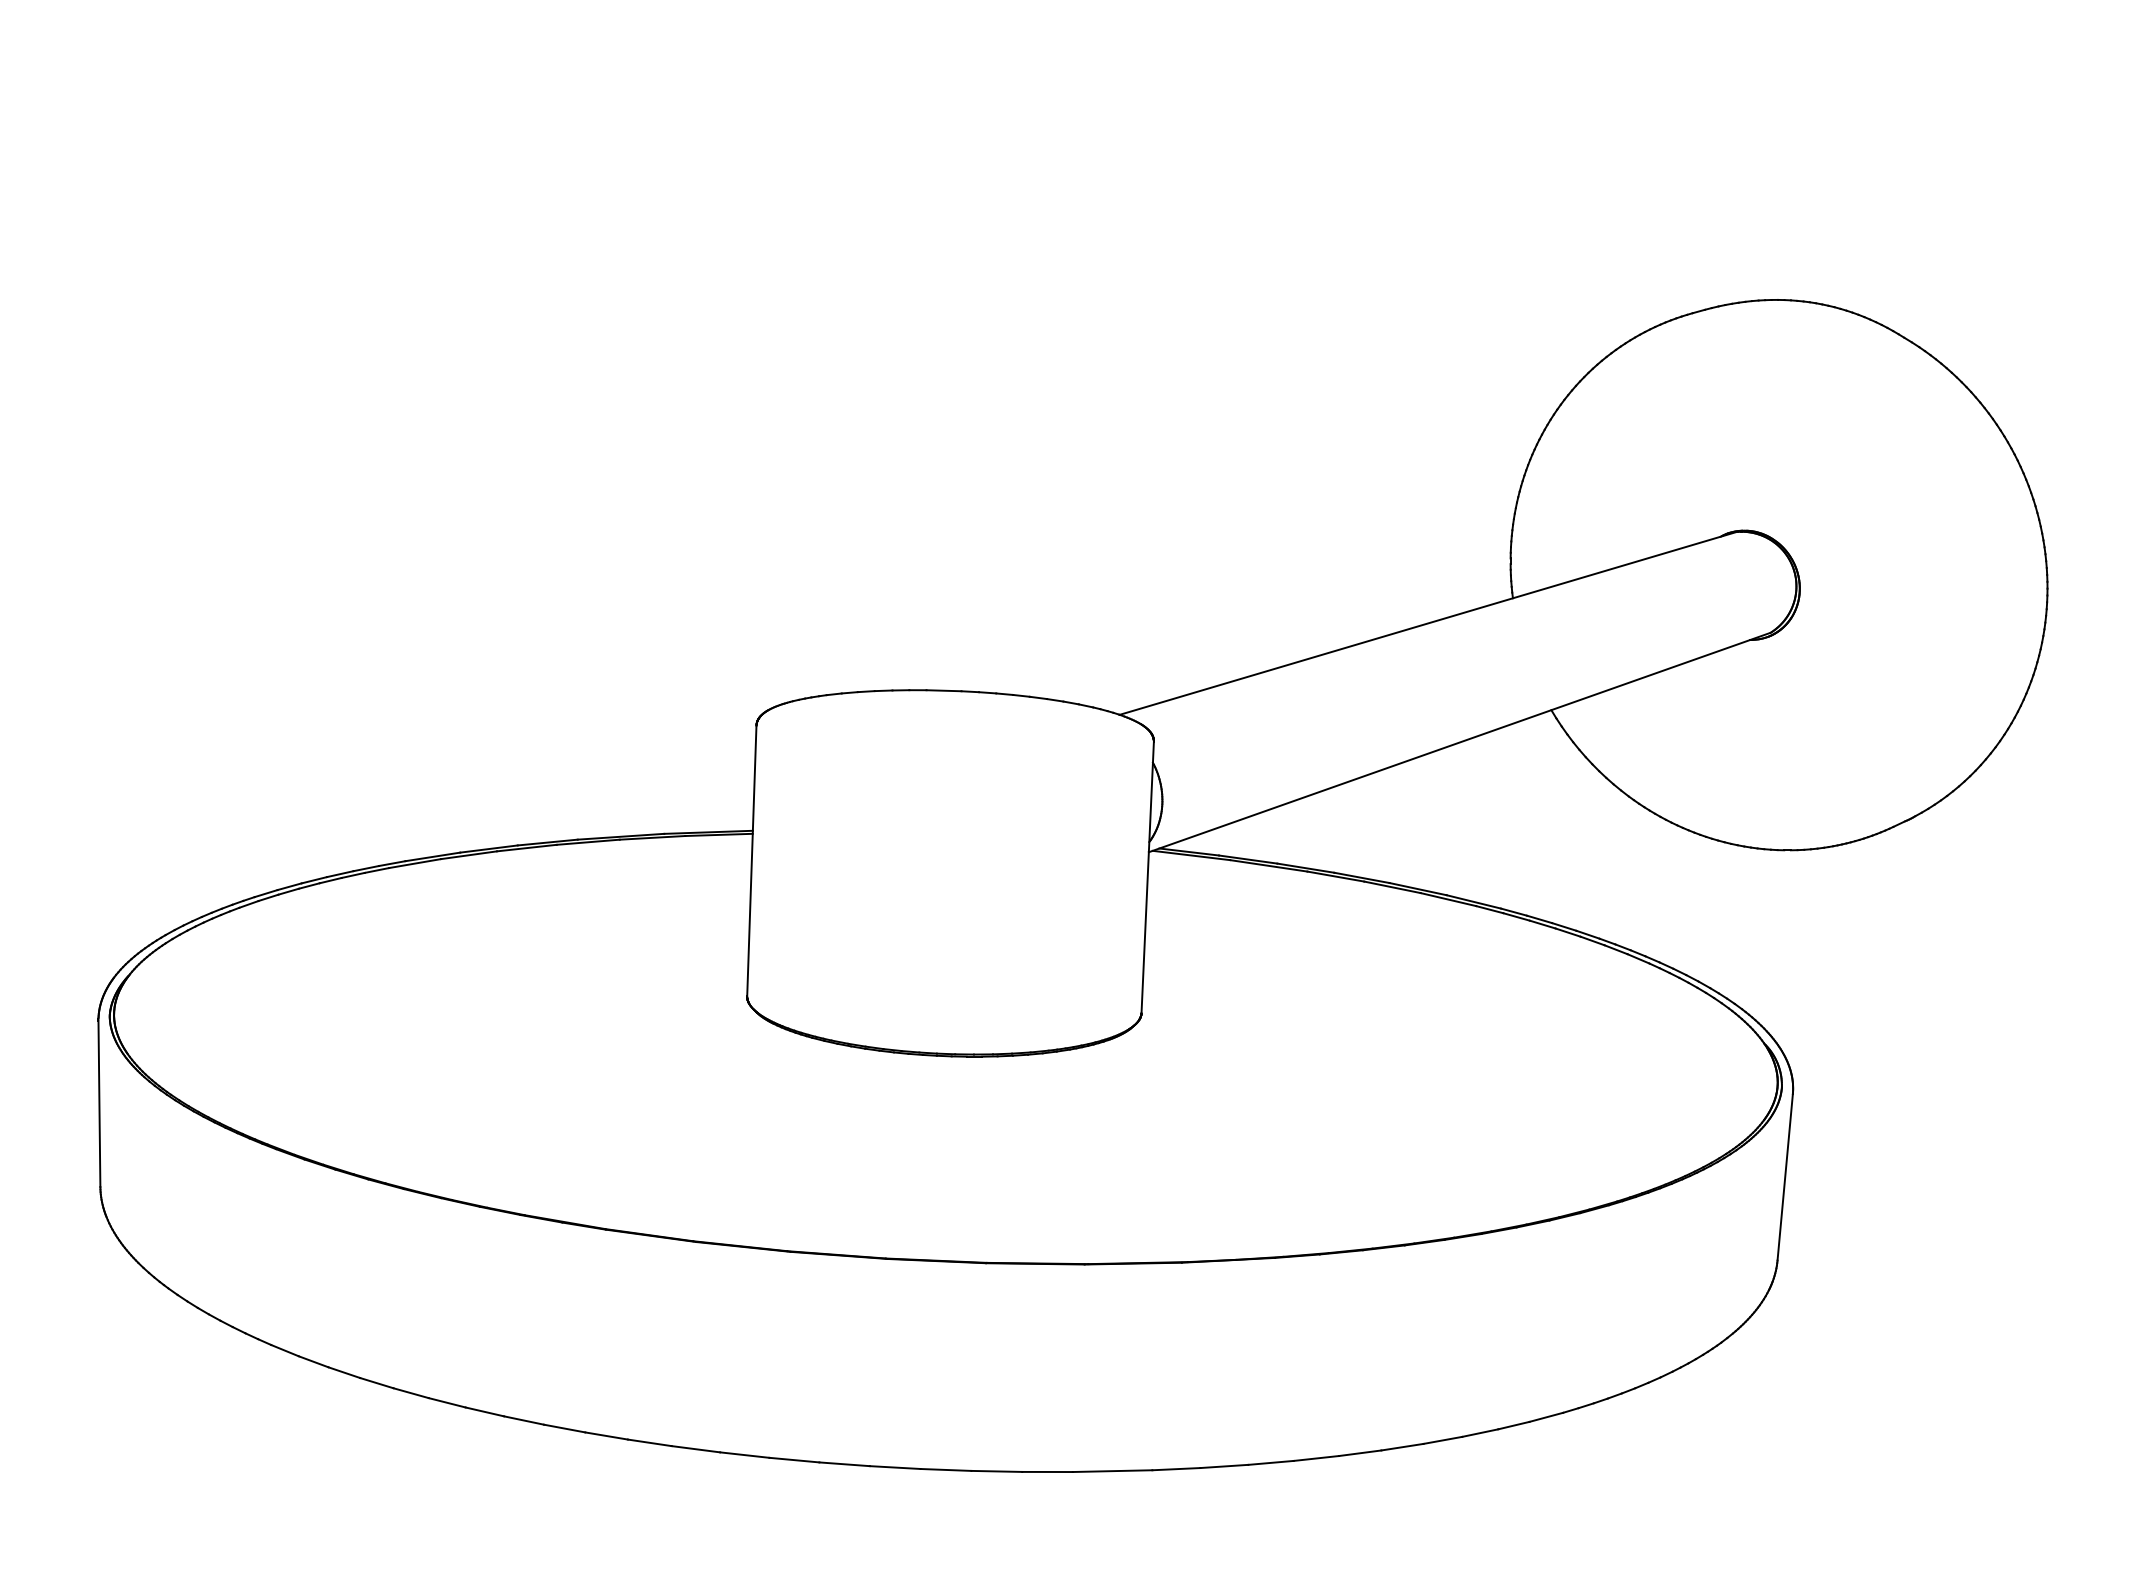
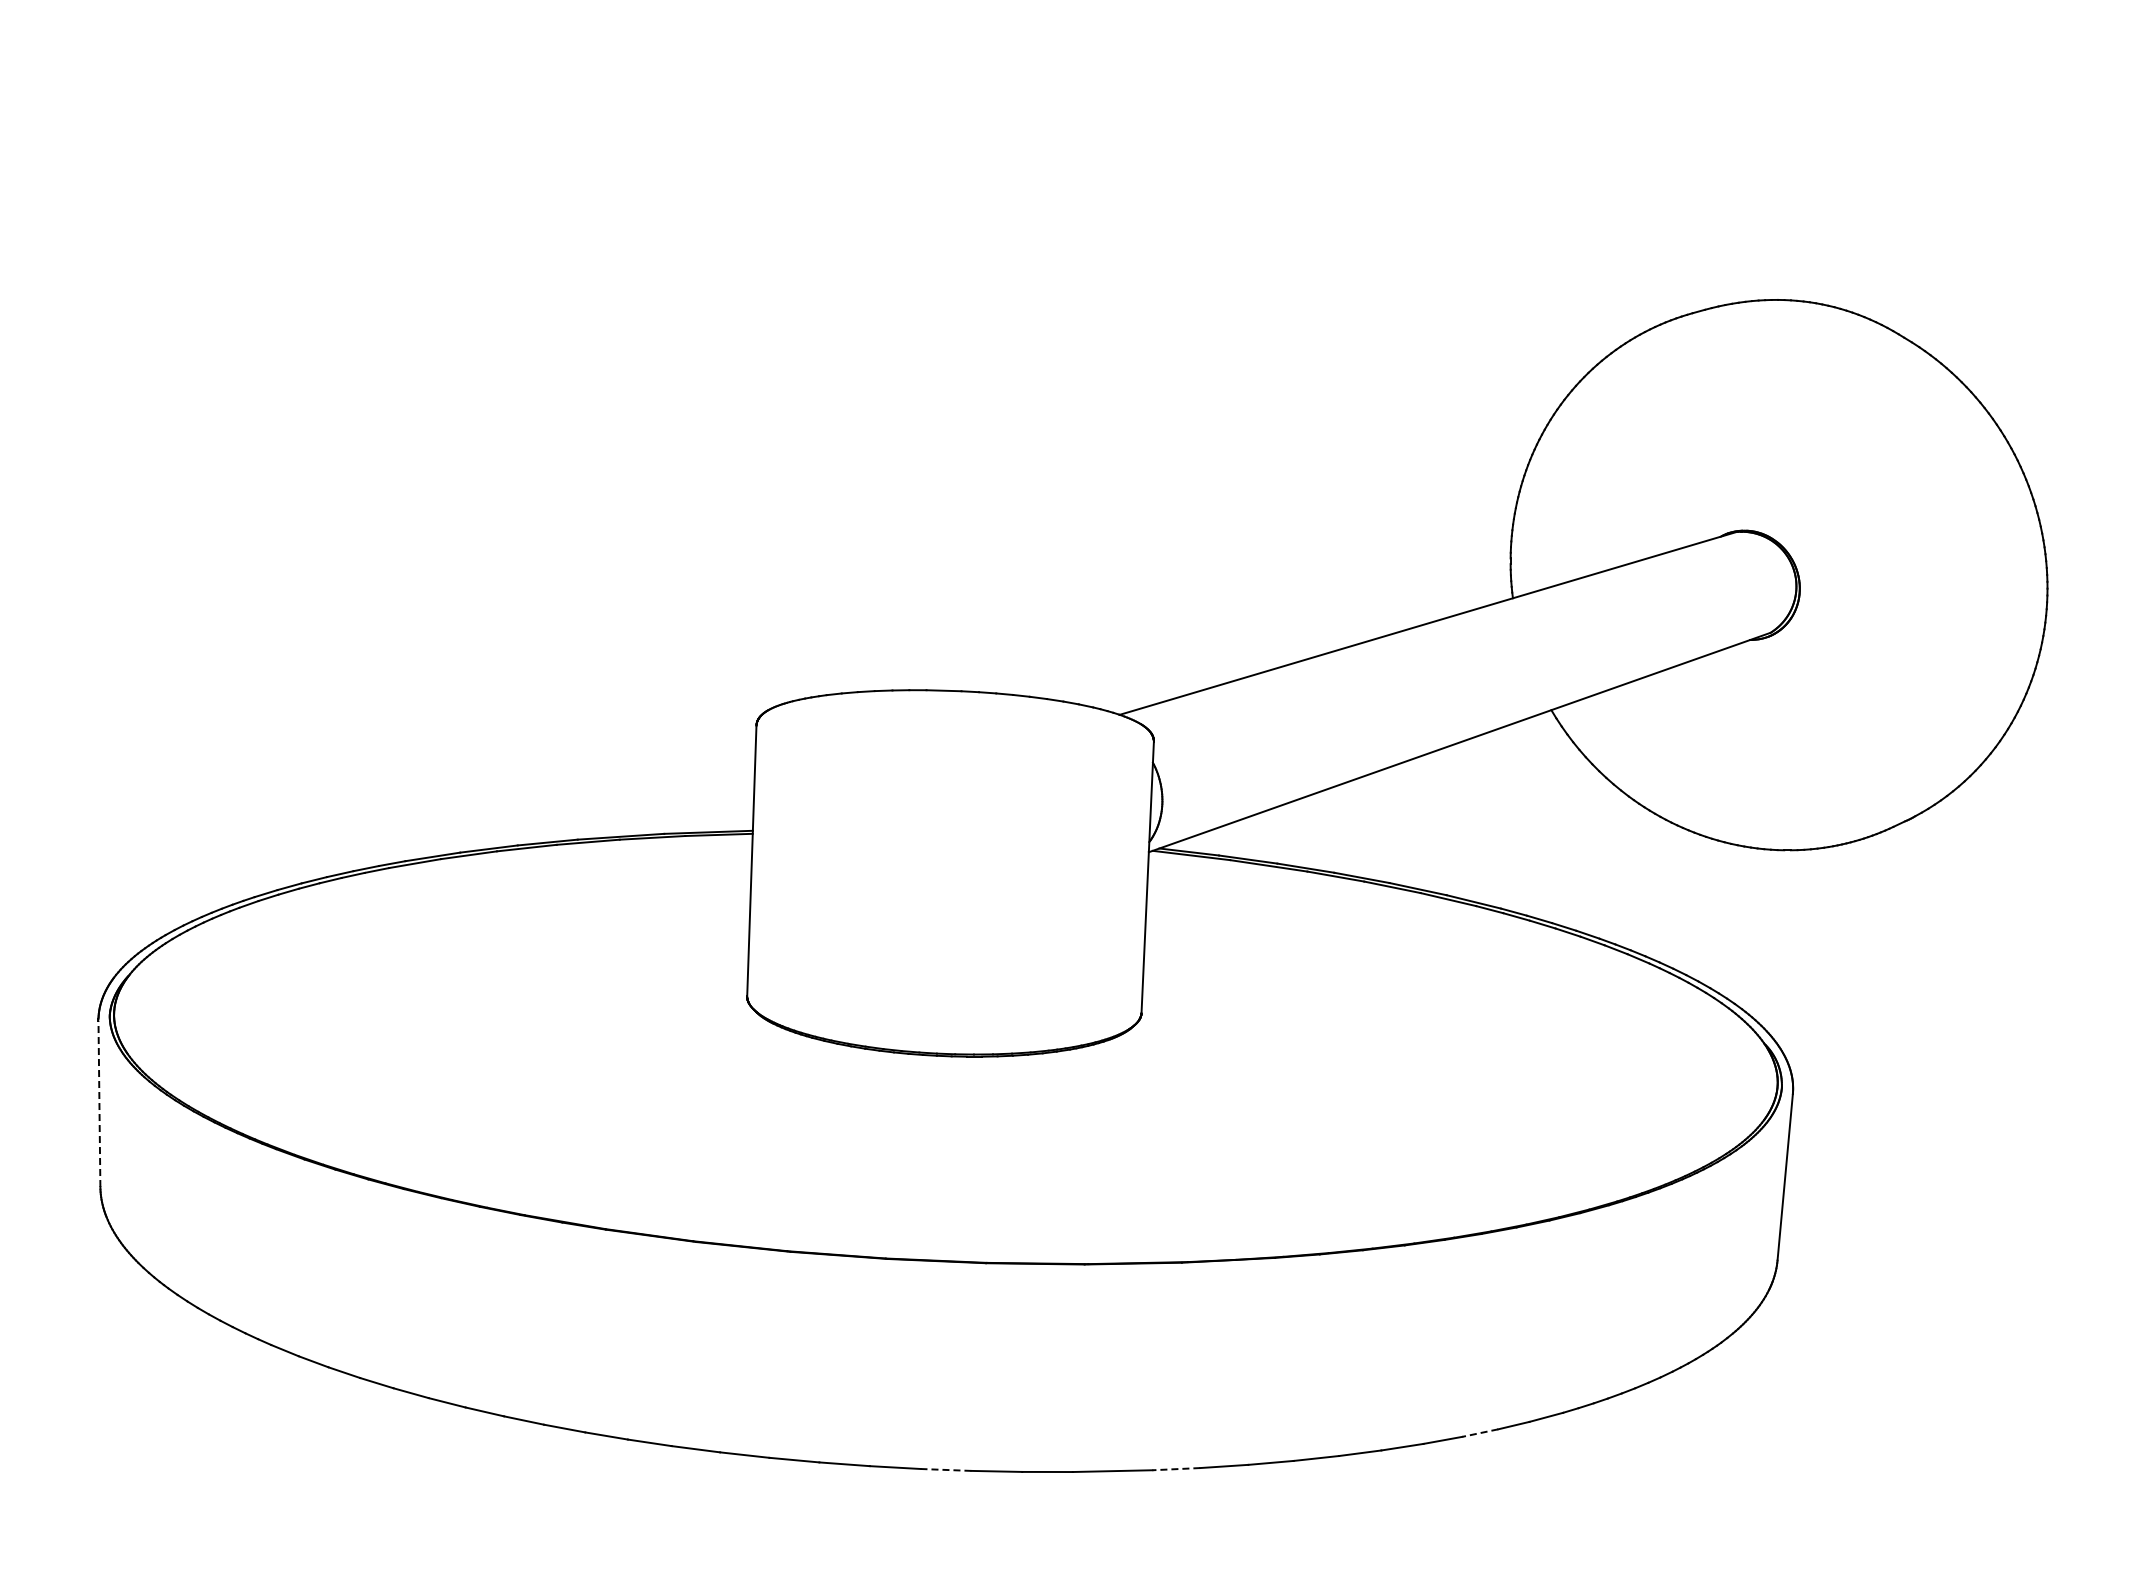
line: solid -> dashed (99, 1104)
line: solid -> dashed (1479, 1433)
line: solid -> dashed (945, 1469)
line: solid -> dashed (1175, 1469)
